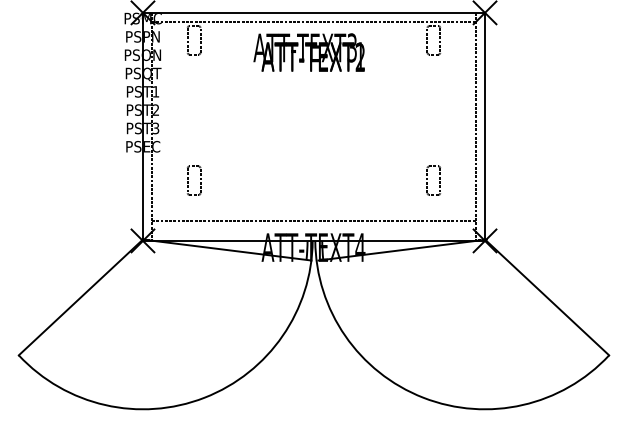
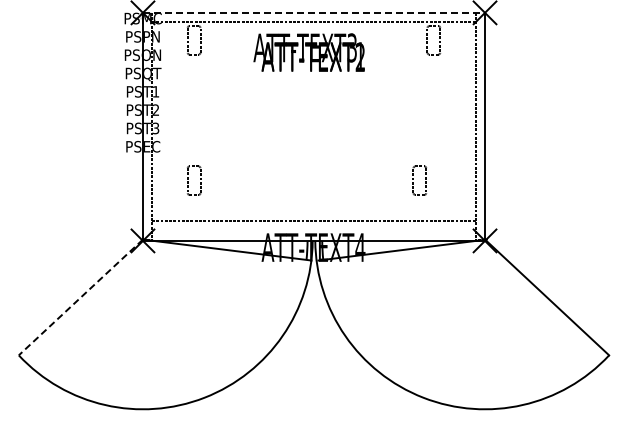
line: solid -> dashed (314, 12)
part position: (427, 179) -> (413, 179) (413, 179)
line: solid -> dashed (80, 297)
